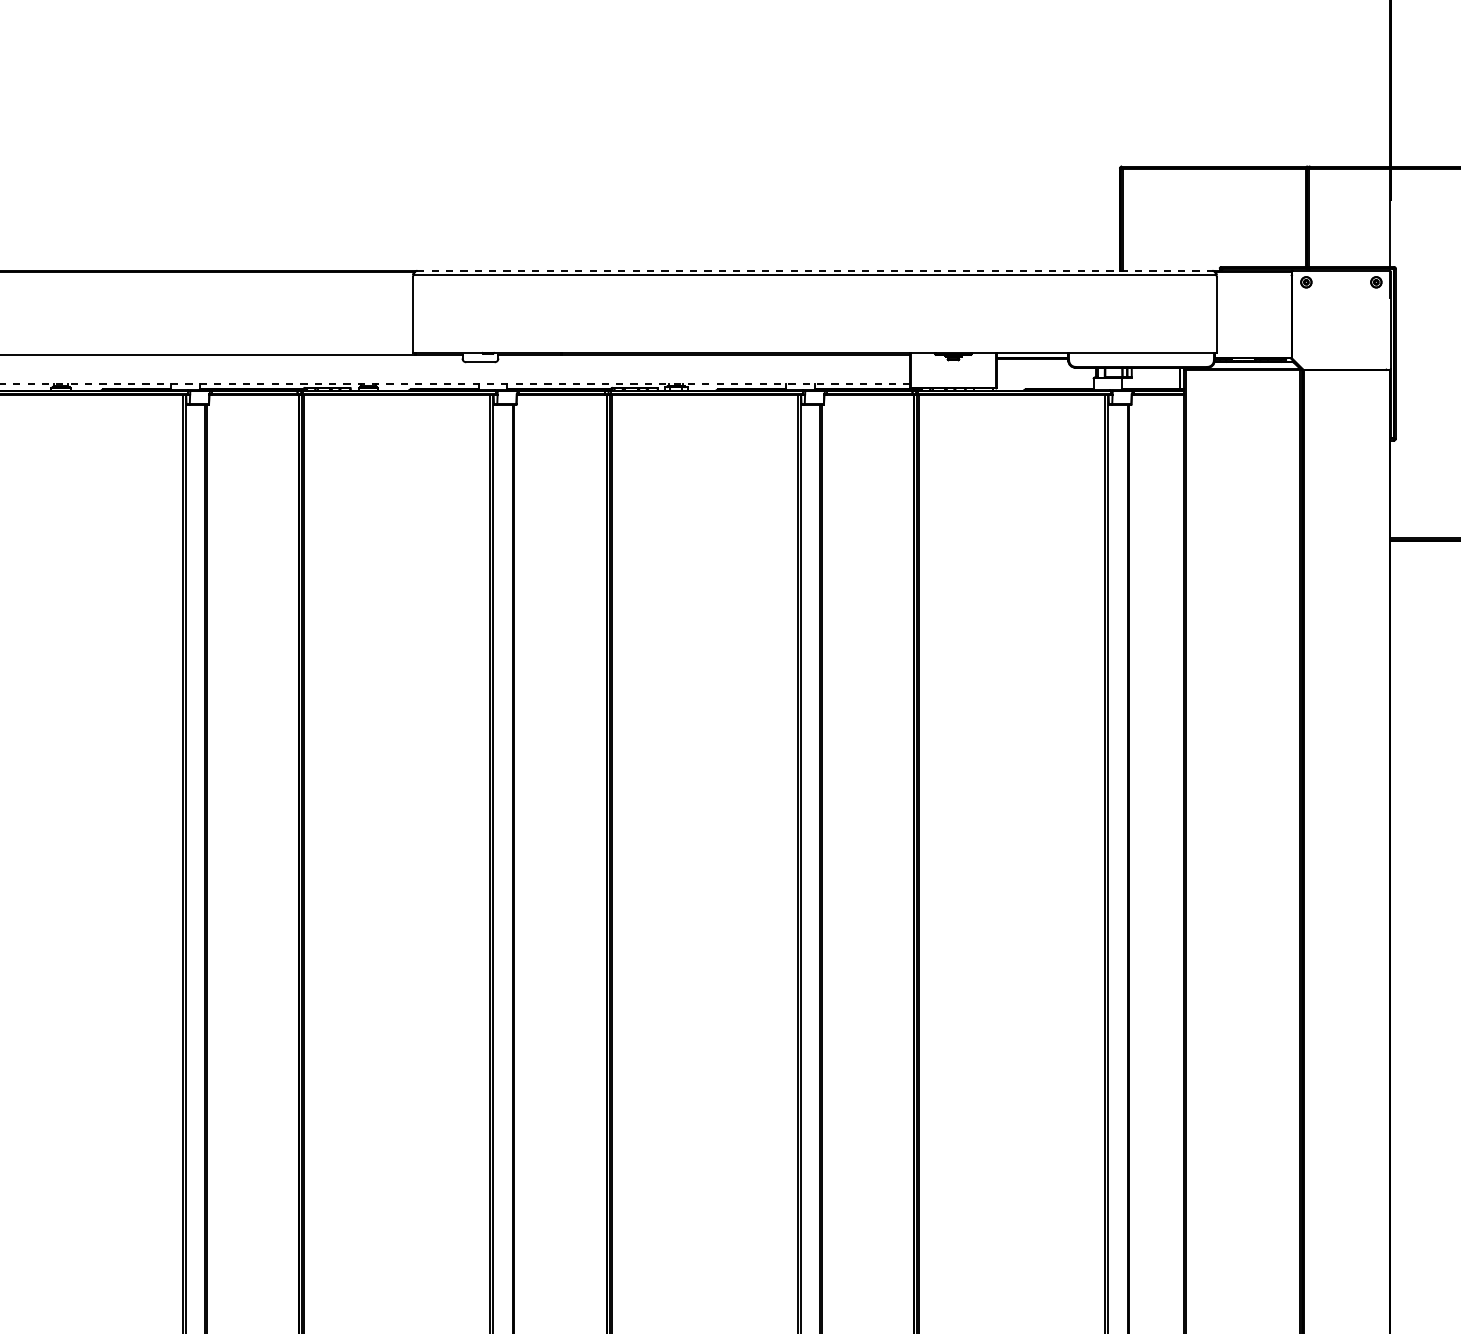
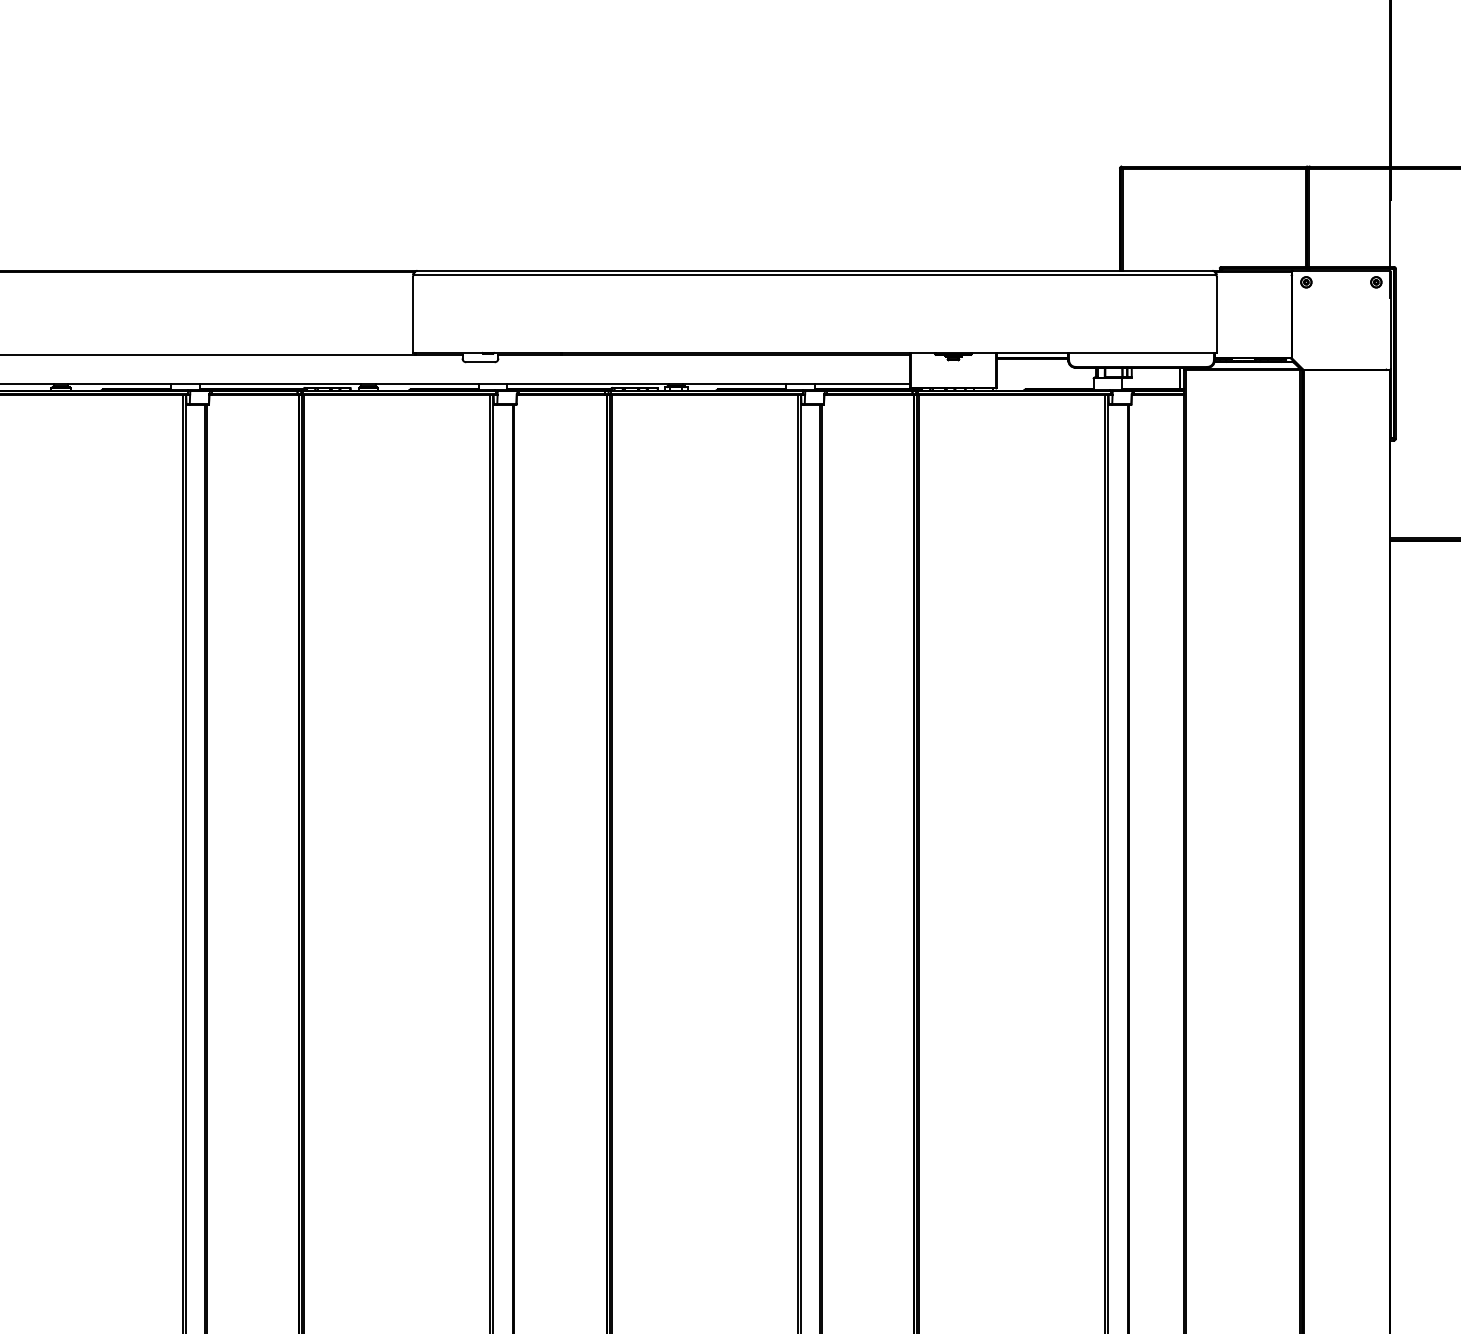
line: dashed -> solid (814, 270)
line: dashed -> solid (455, 383)
